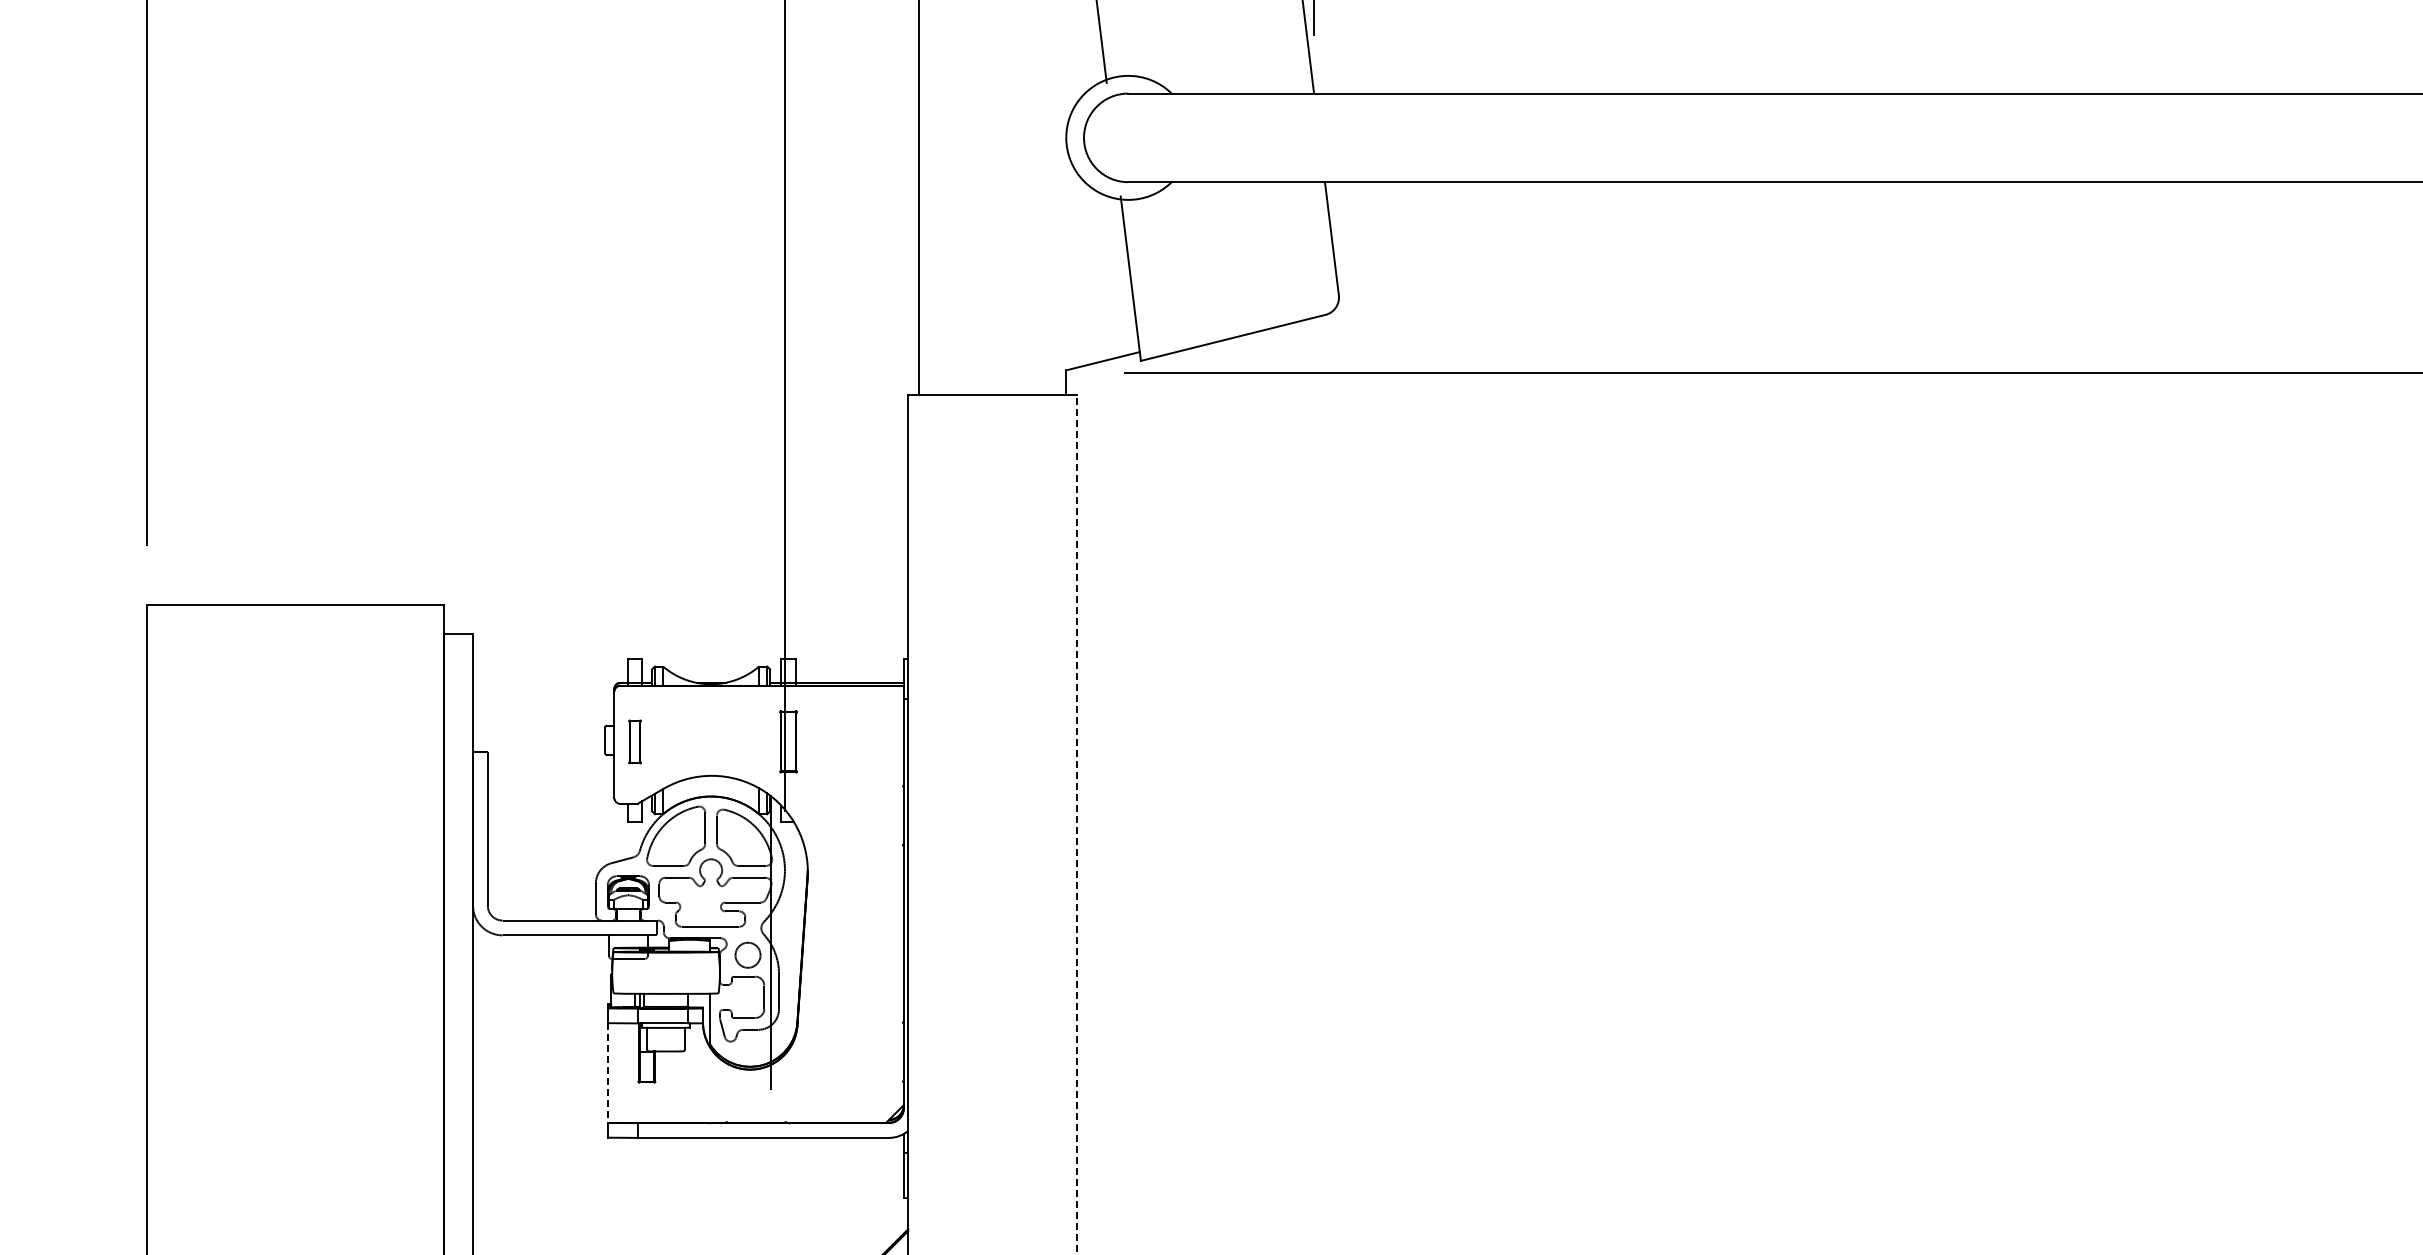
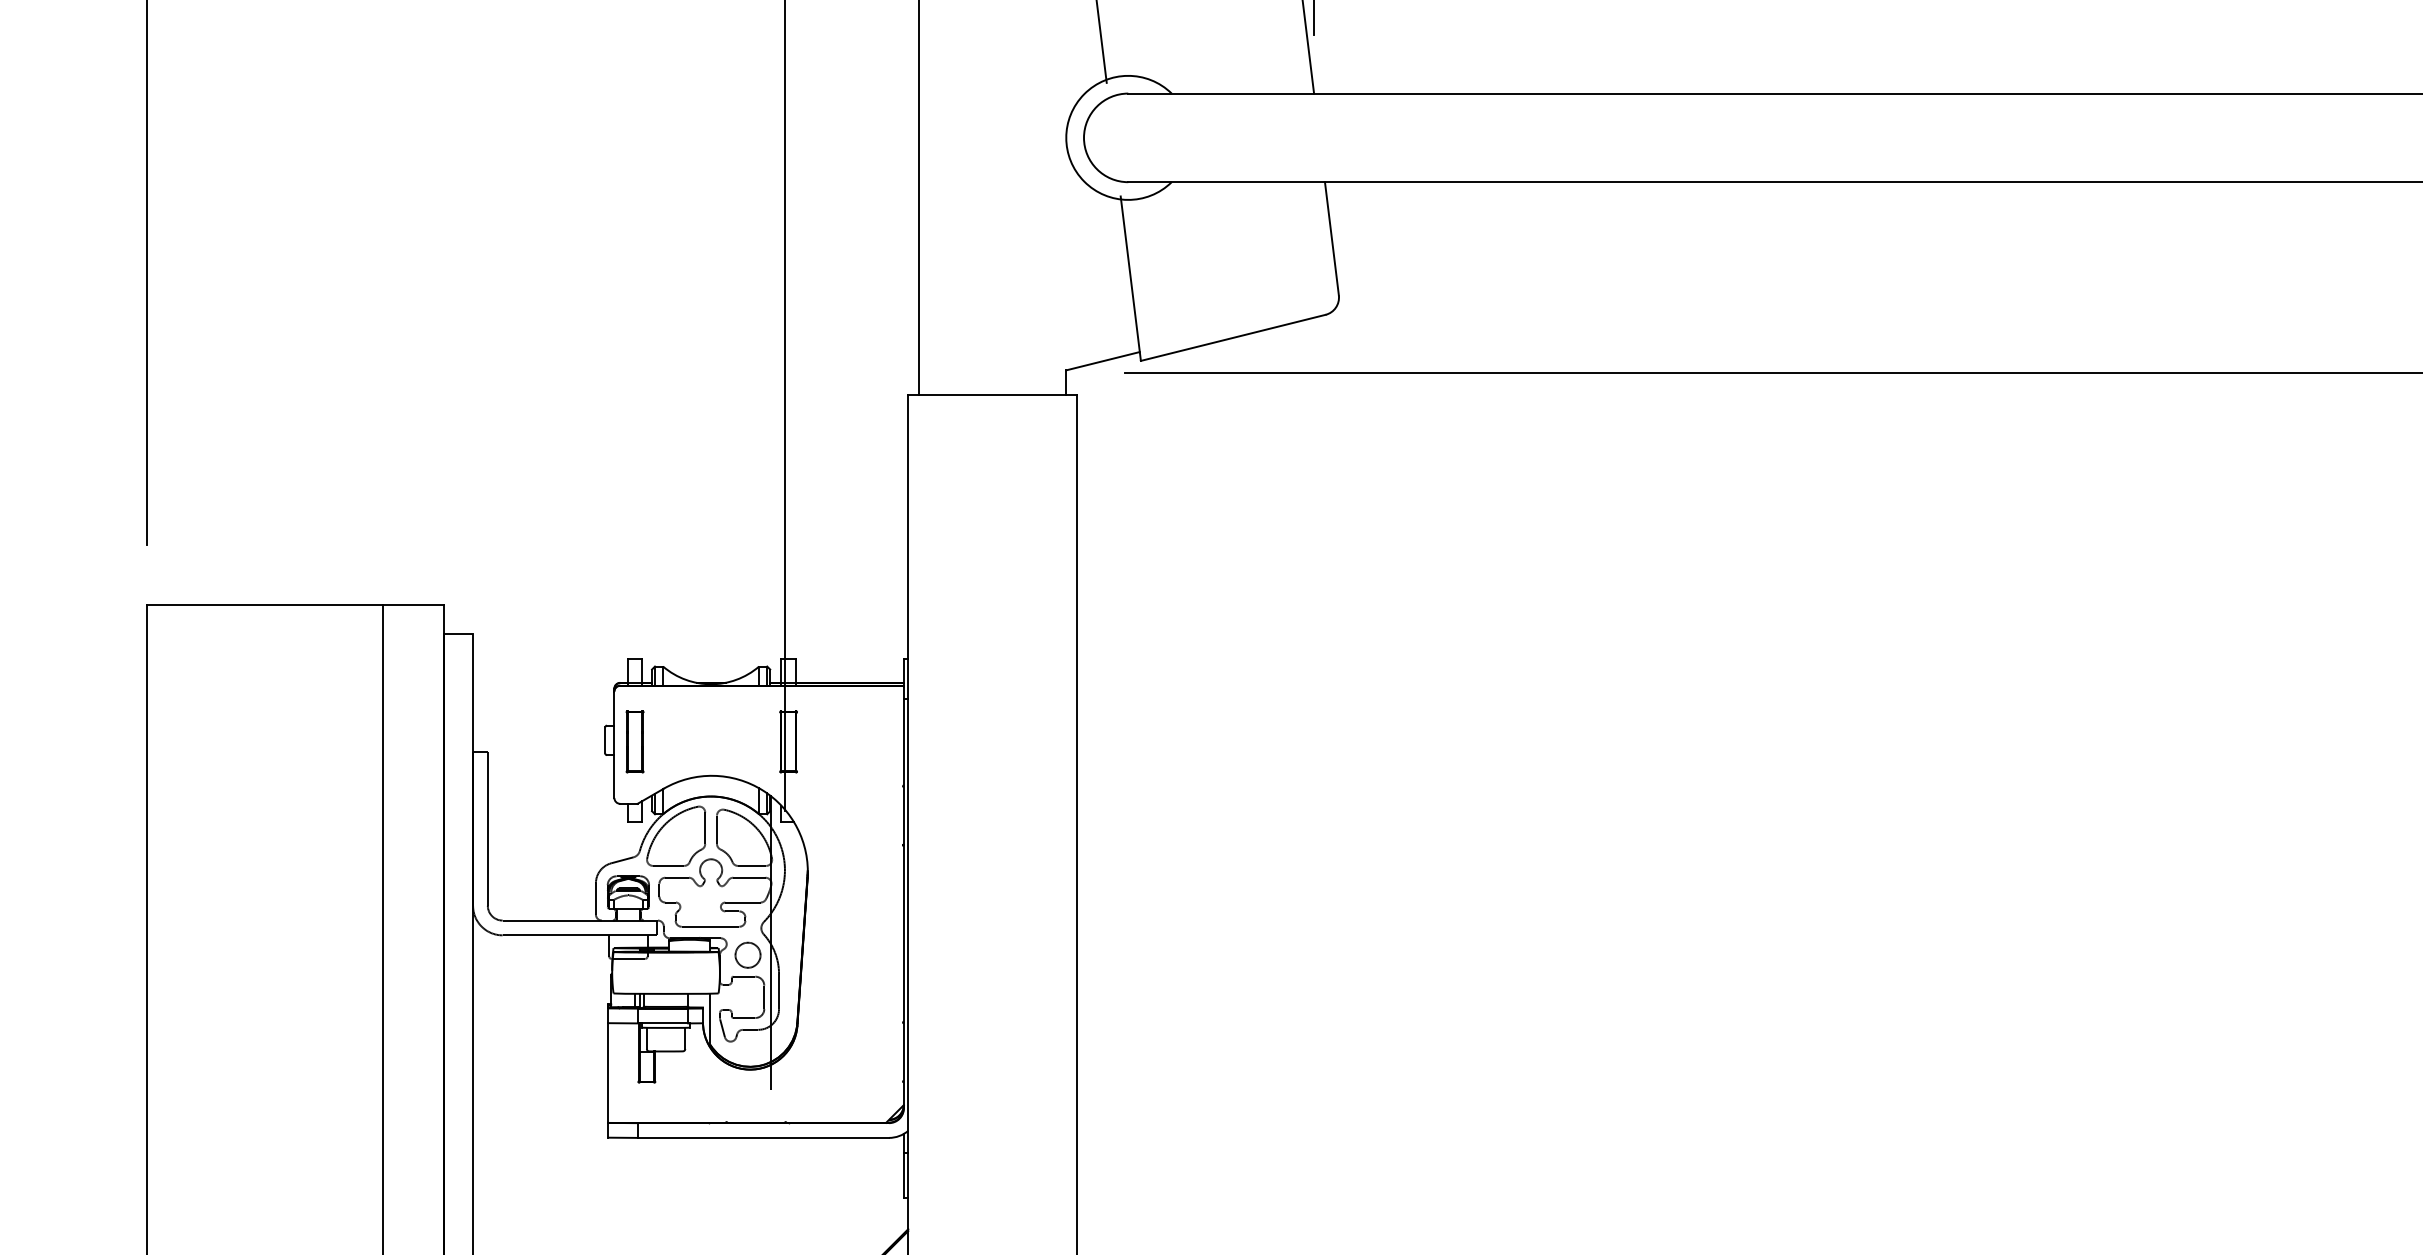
part size: 14x46 px -> 20x64 px (634, 741)
line: dashed -> solid (1076, 824)
line: none -> present (382, 927)
line: dashed -> solid (608, 1073)
